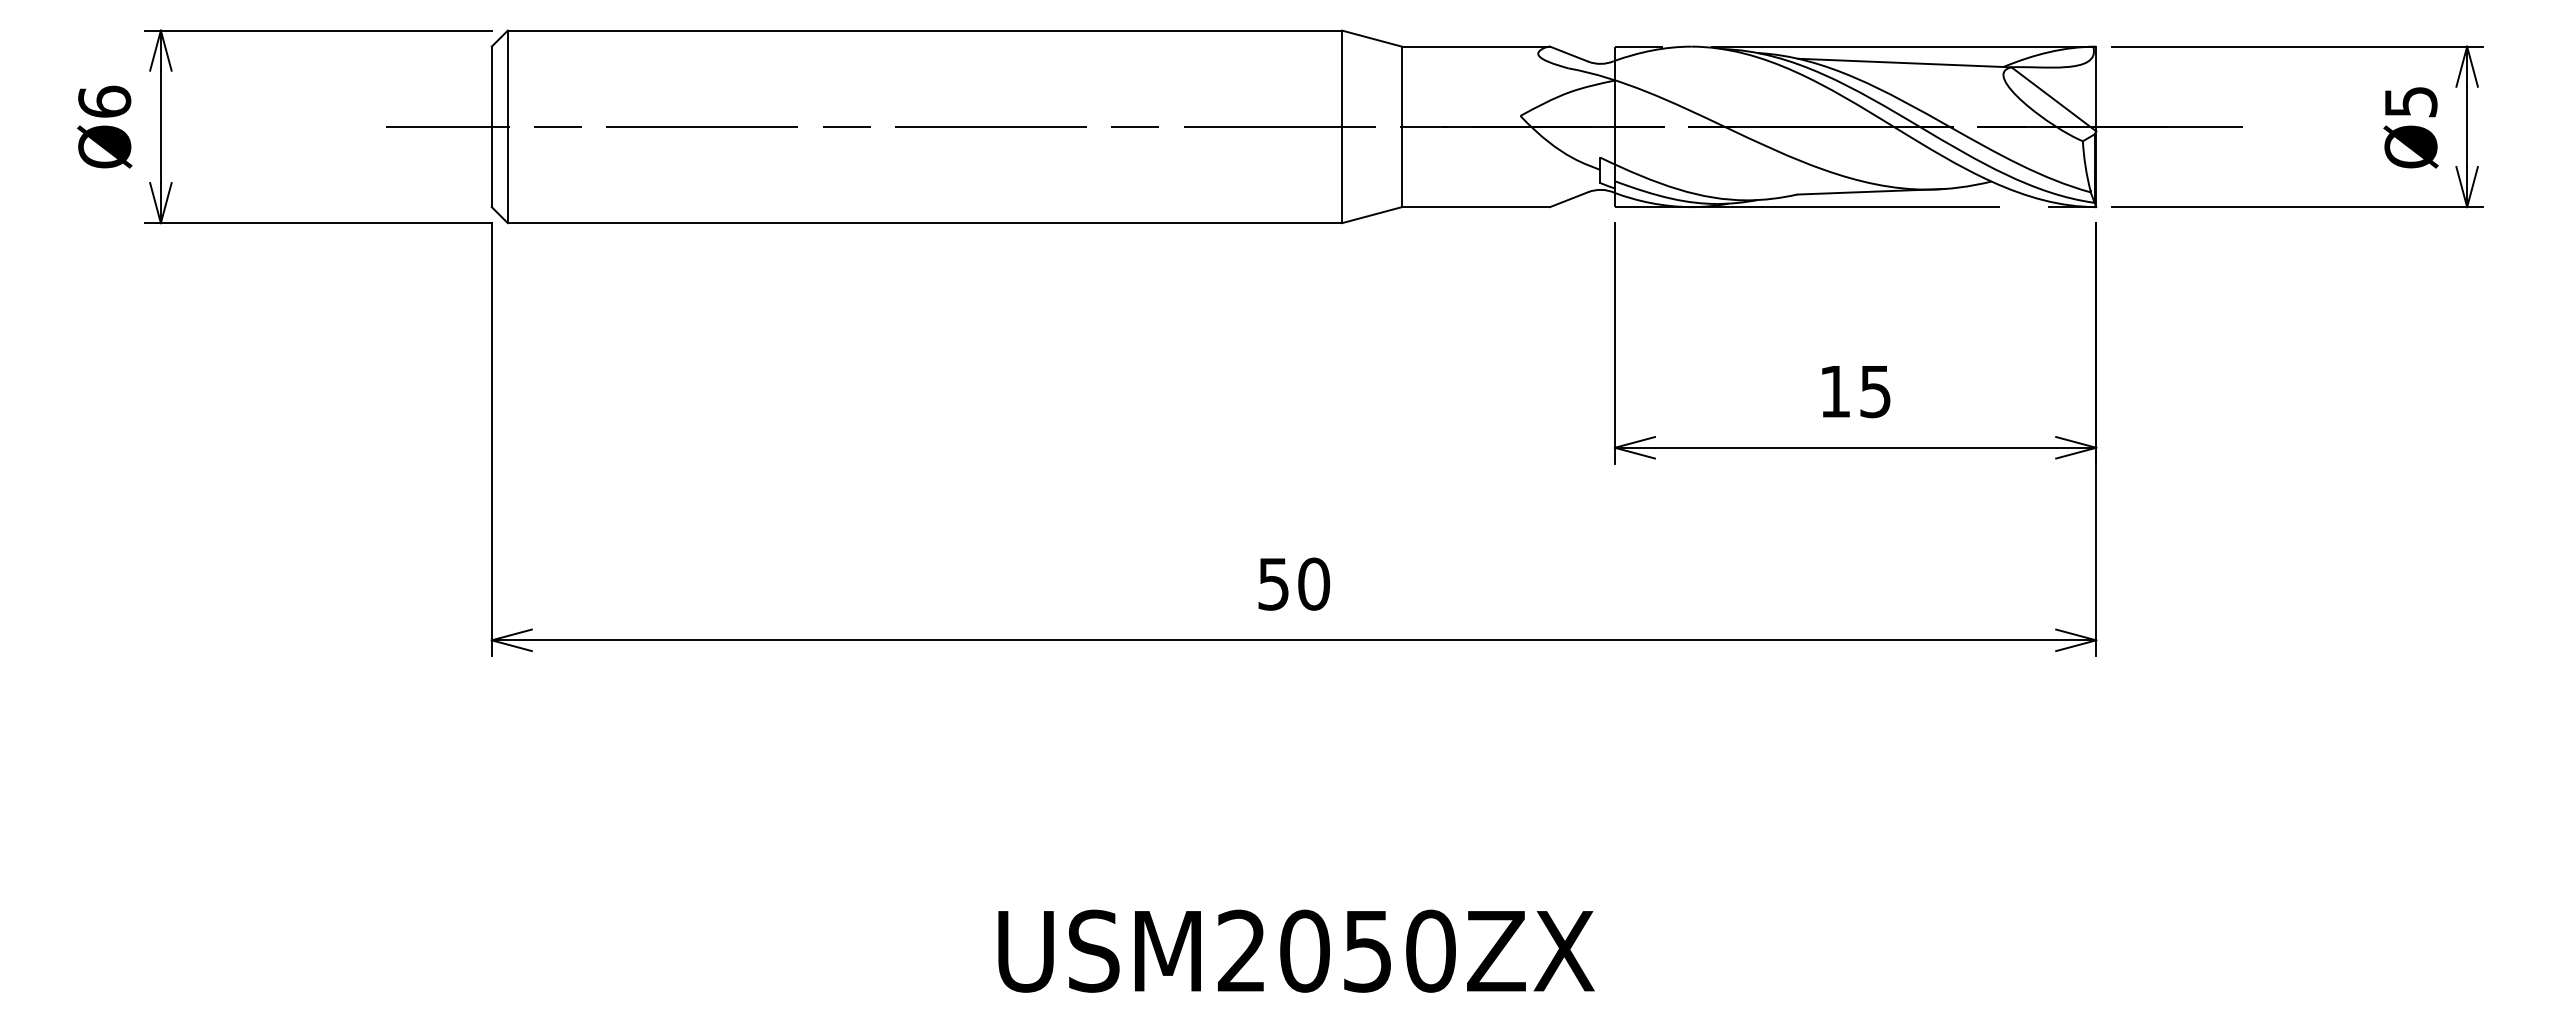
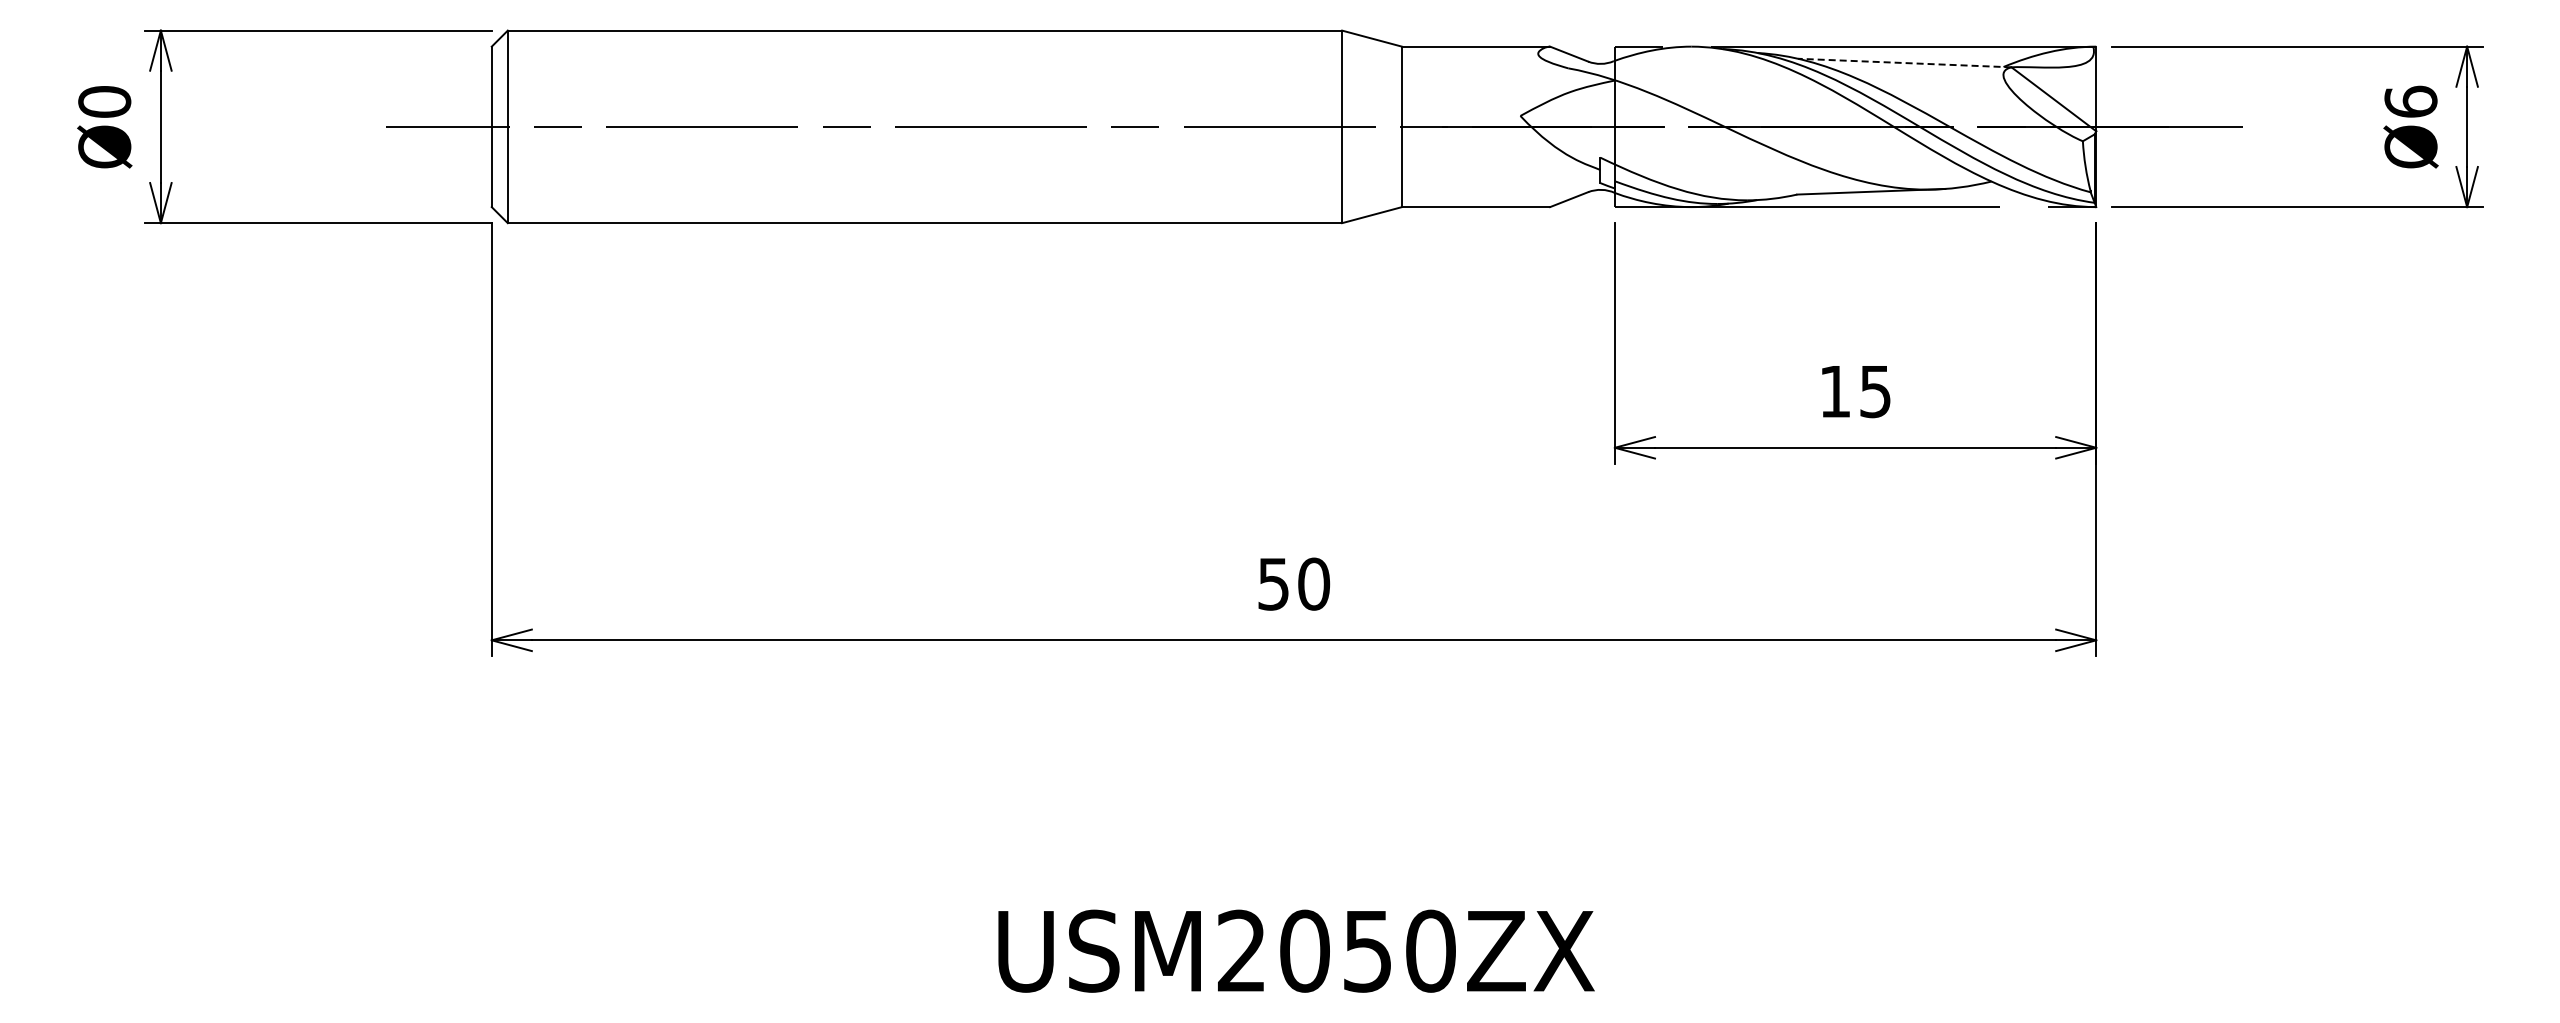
line: solid -> dashed (1904, 63)
text: Ø6 -> Ø0 (104, 101)
text: Ø5 -> Ø6 (2410, 101)
